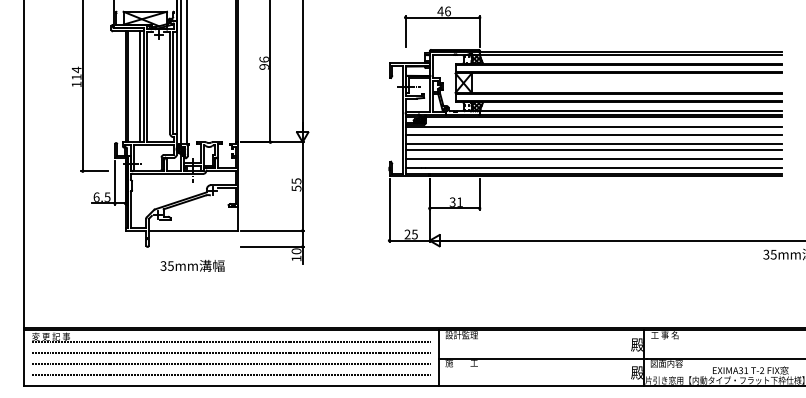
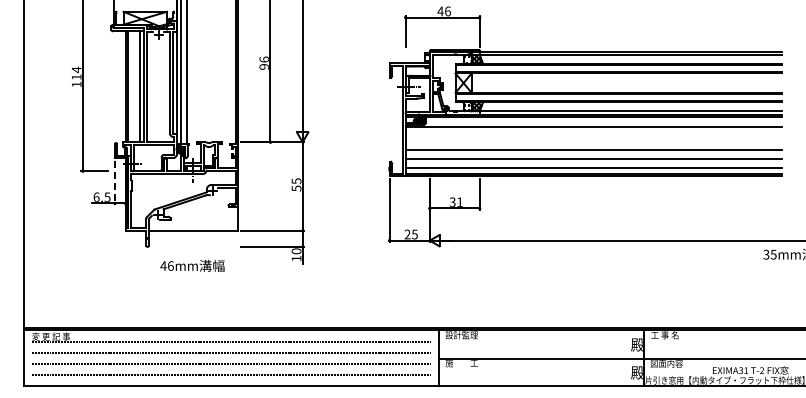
line: present -> none (593, 134)
line: present -> none (593, 144)
line: solid -> dashed (115, 183)
text: 35mm -> 46mm (166, 265)
